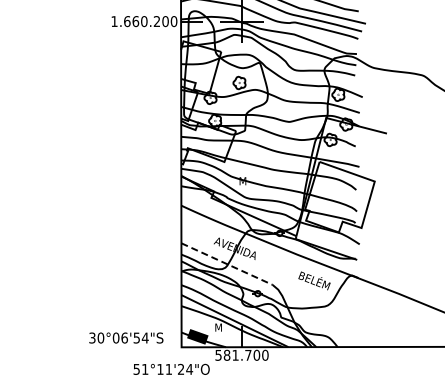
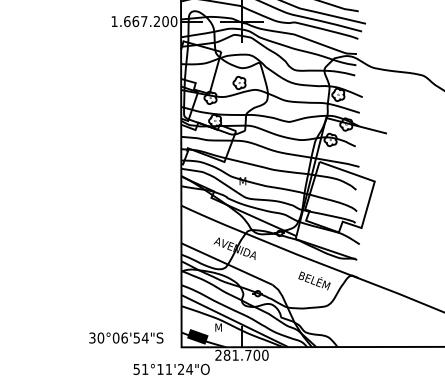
text: 1.660.200 -> 1.667.200 (144, 21)
line: dashed -> solid (227, 264)
text: 581.700 -> 281.700 (218, 354)
